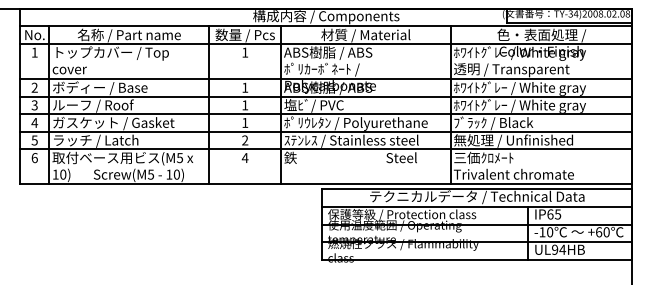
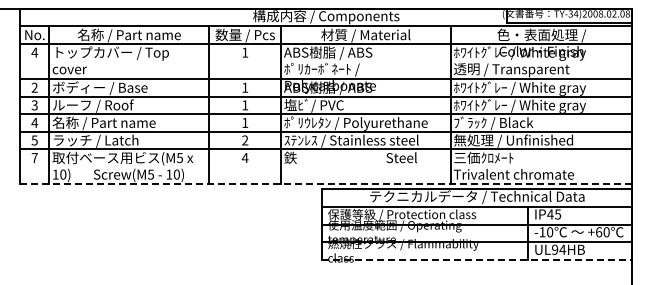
text: 1 -> 4 (34, 52)
text: ガスケット / Gasket -> 名称 / Part name (113, 123)
text: 6 -> 7 (34, 158)
line: solid -> dashed (326, 184)
text: IP65 -> IP45 (550, 214)
line: solid -> dashed (477, 259)
